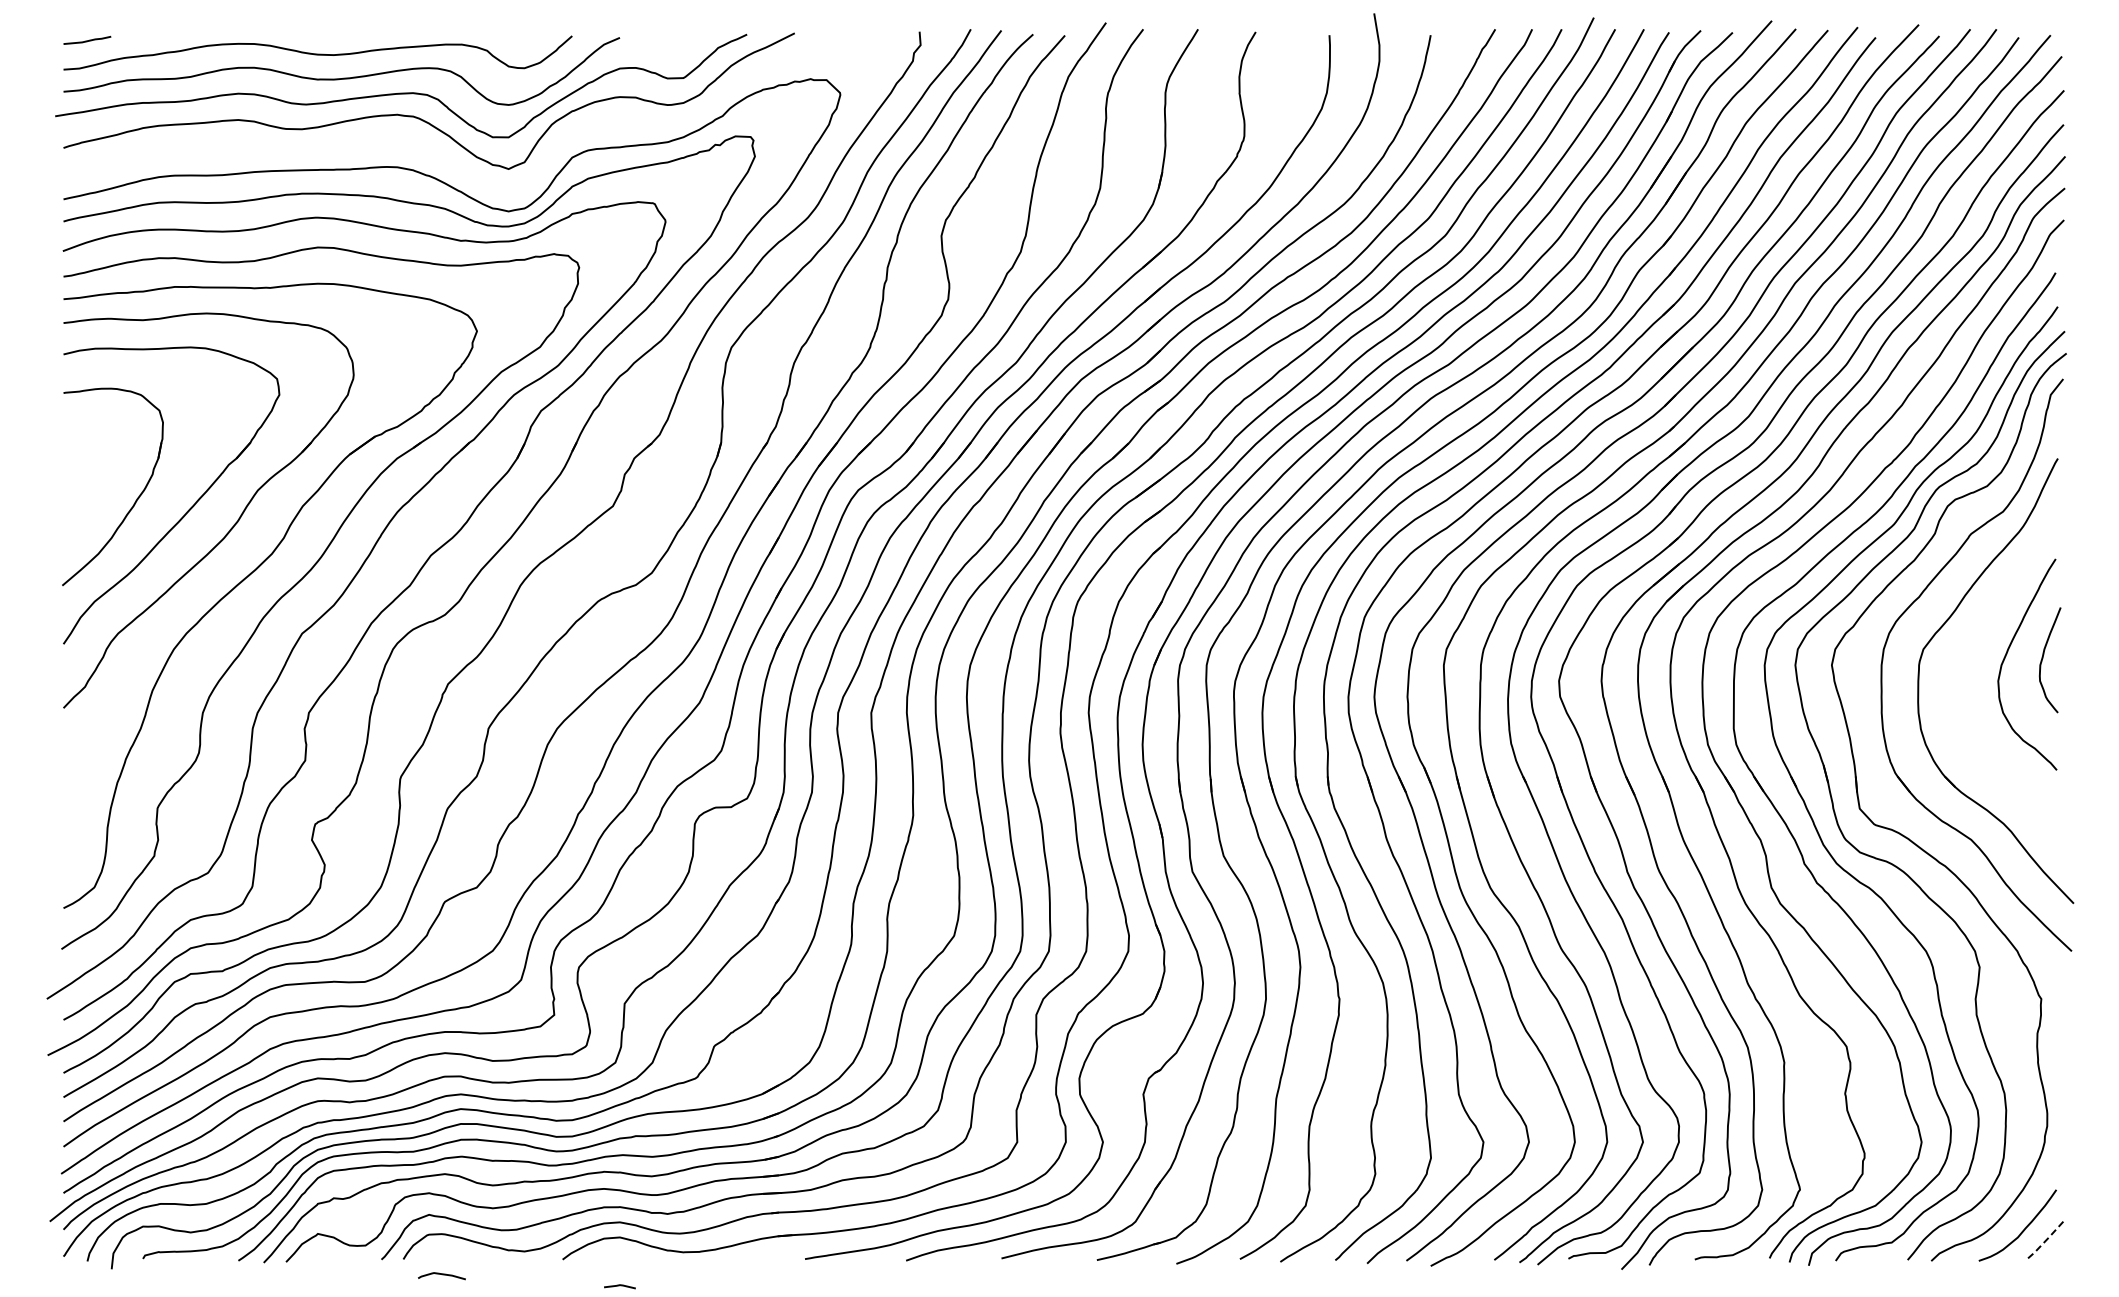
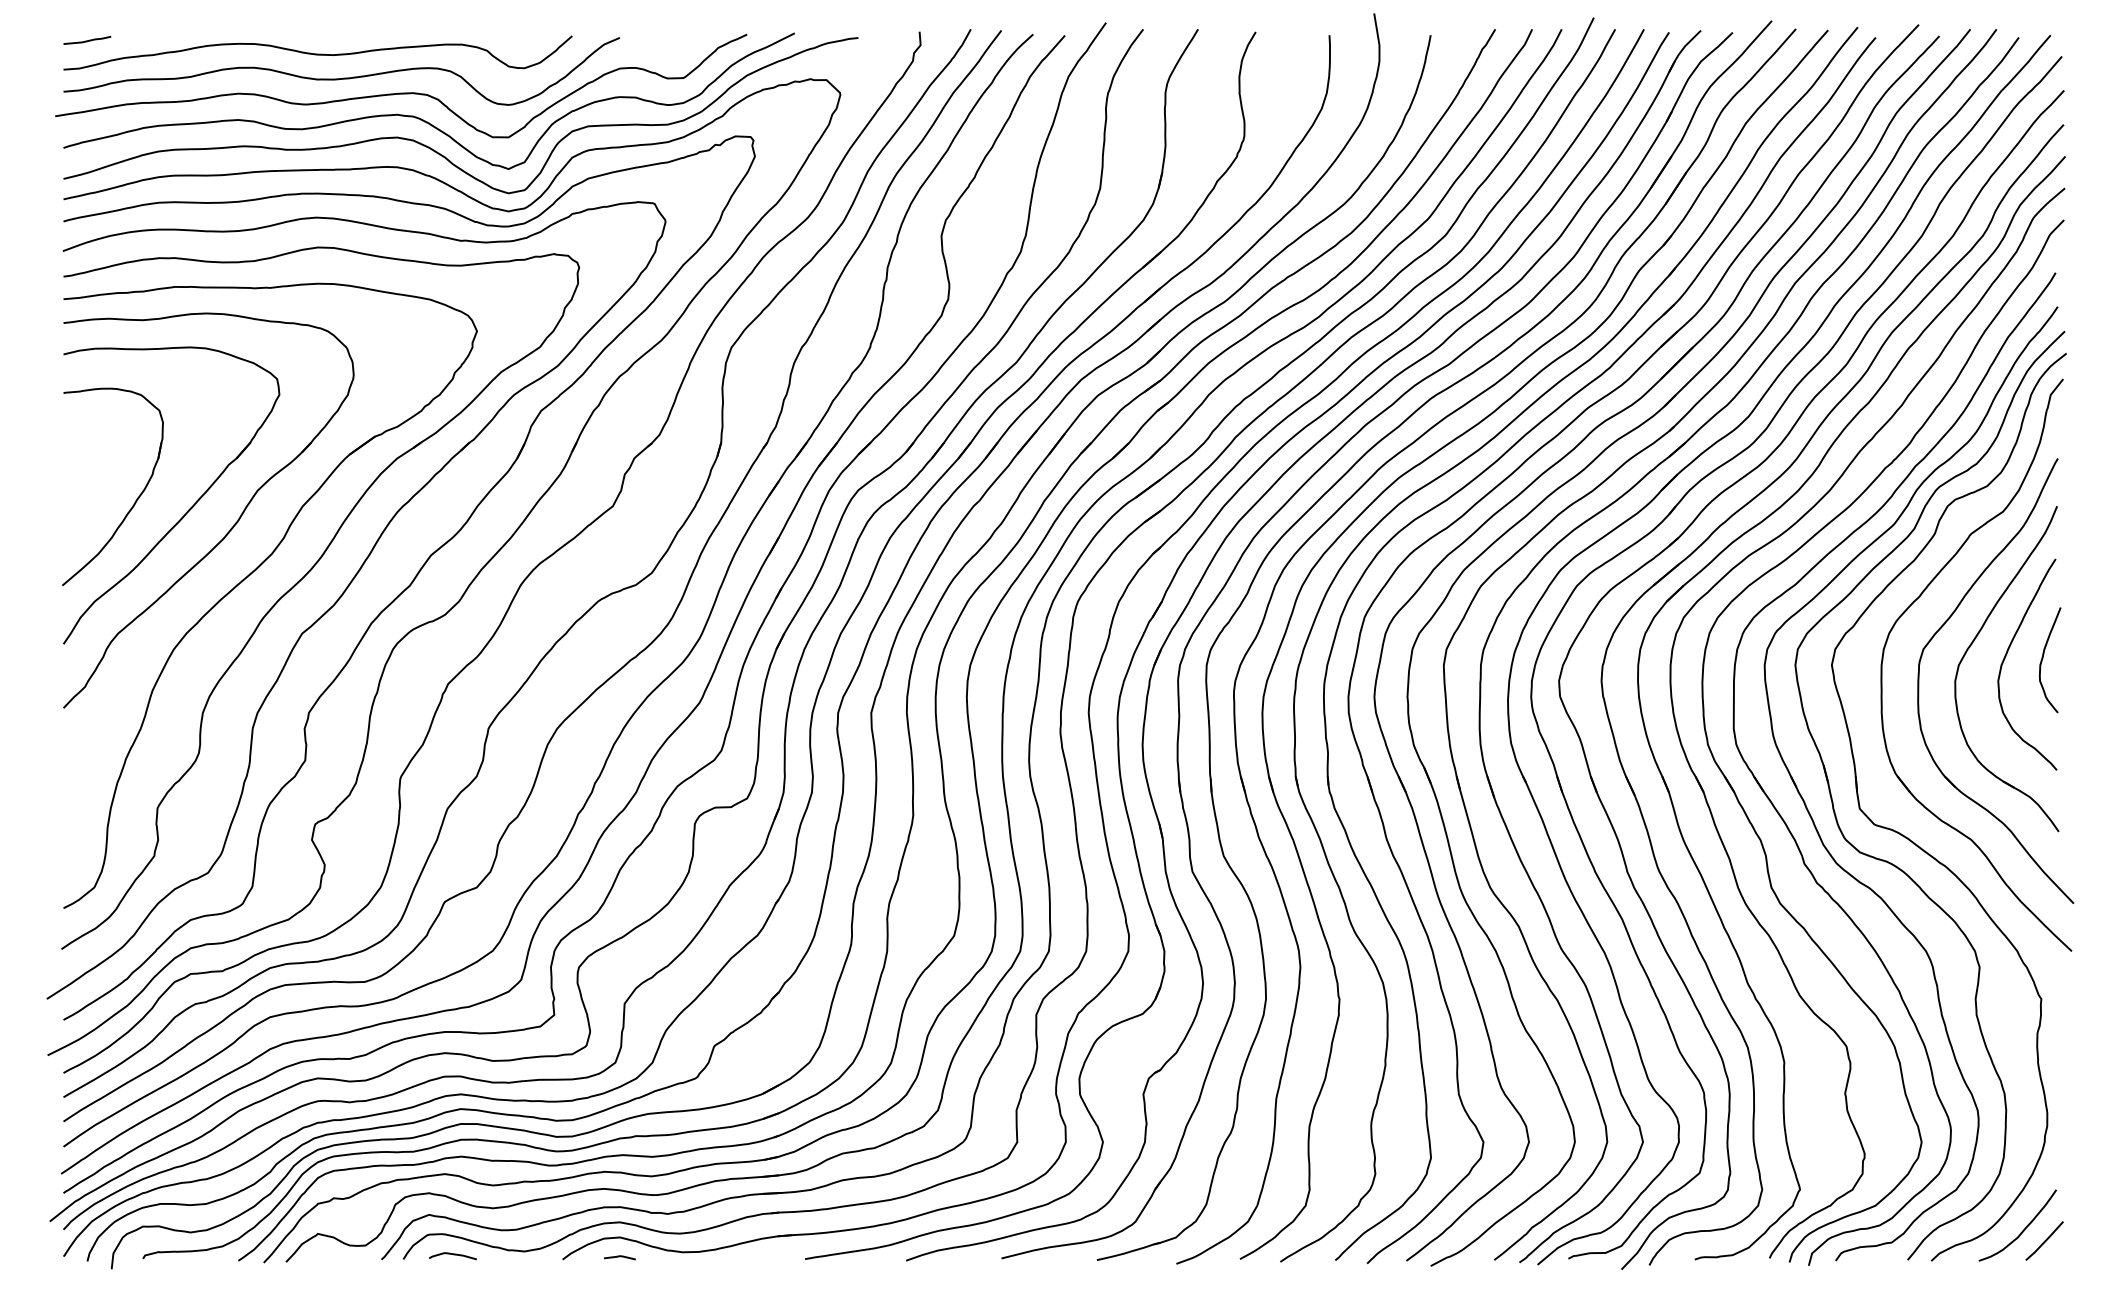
curve: none -> present (437, 151)
part: none -> present (1970, 647)
line: dashed -> solid (2044, 1241)
curve position: (442, 1275) -> (453, 1255) (453, 1255)
line position: (619, 1286) -> (619, 1257) (619, 1257)
